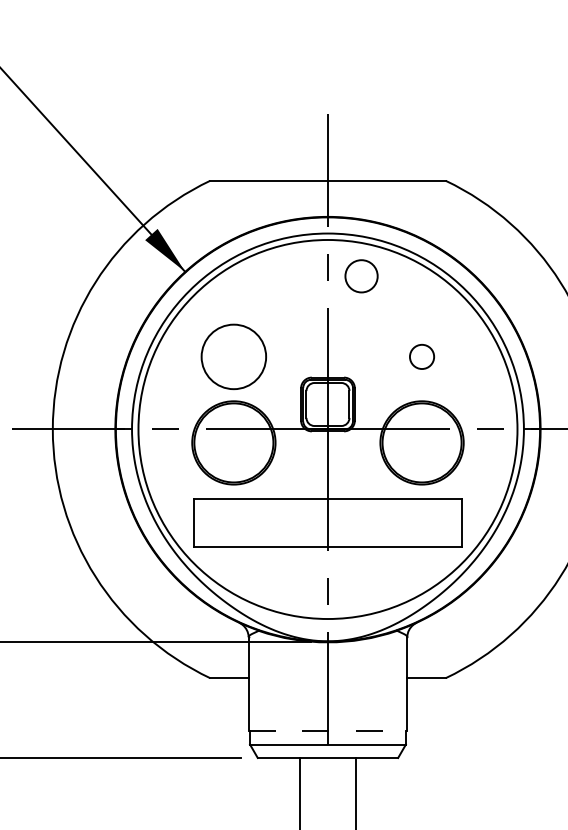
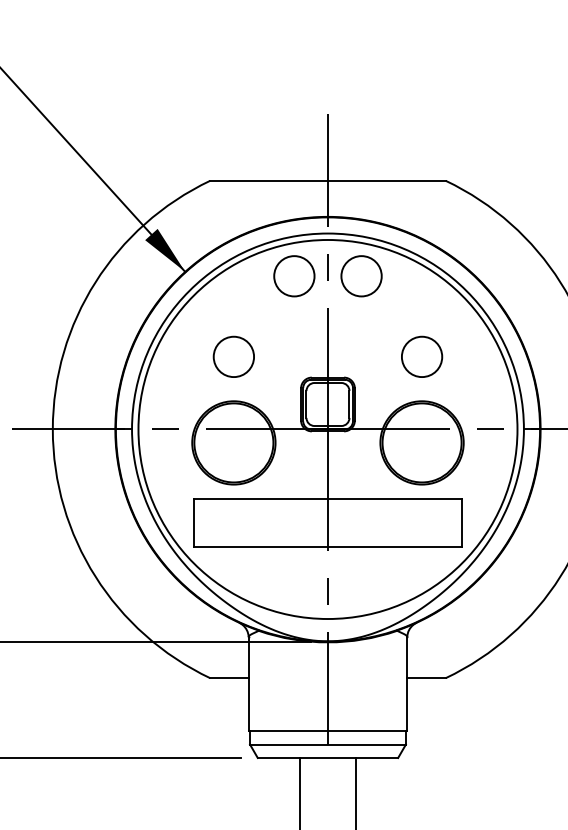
circle: none -> present (294, 276)
circle size: 35x35 px -> 43x43 px (361, 276)
circle diameter: 65 px -> 40 px (233, 356)
circle diameter: 24 px -> 40 px (421, 356)
line: dashed -> solid (328, 731)
